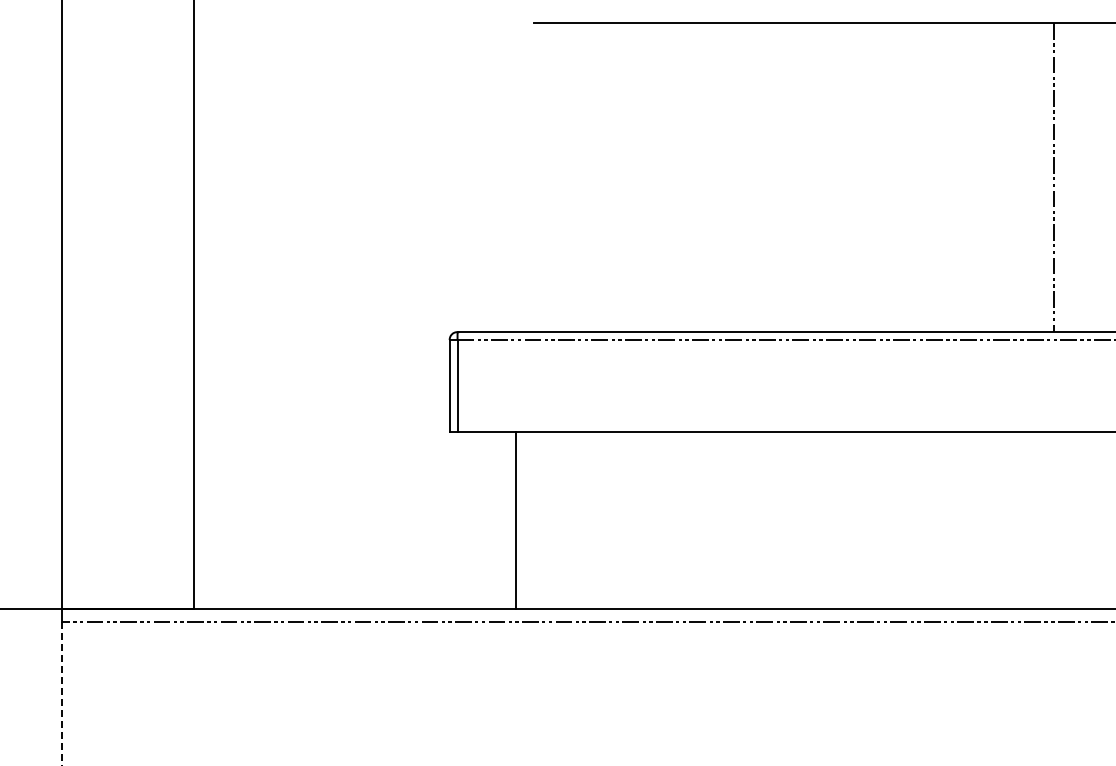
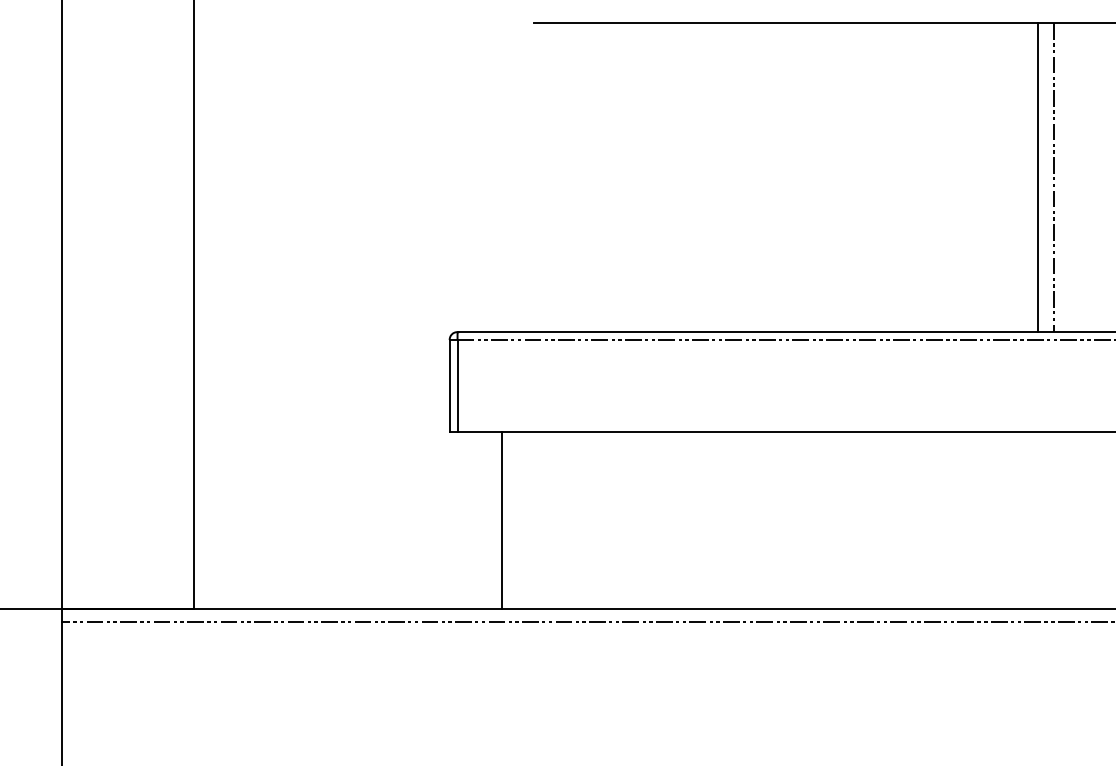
line: none -> present (1037, 177)
line position: (516, 520) -> (502, 520) (502, 520)
line: dashed -> solid (61, 694)
